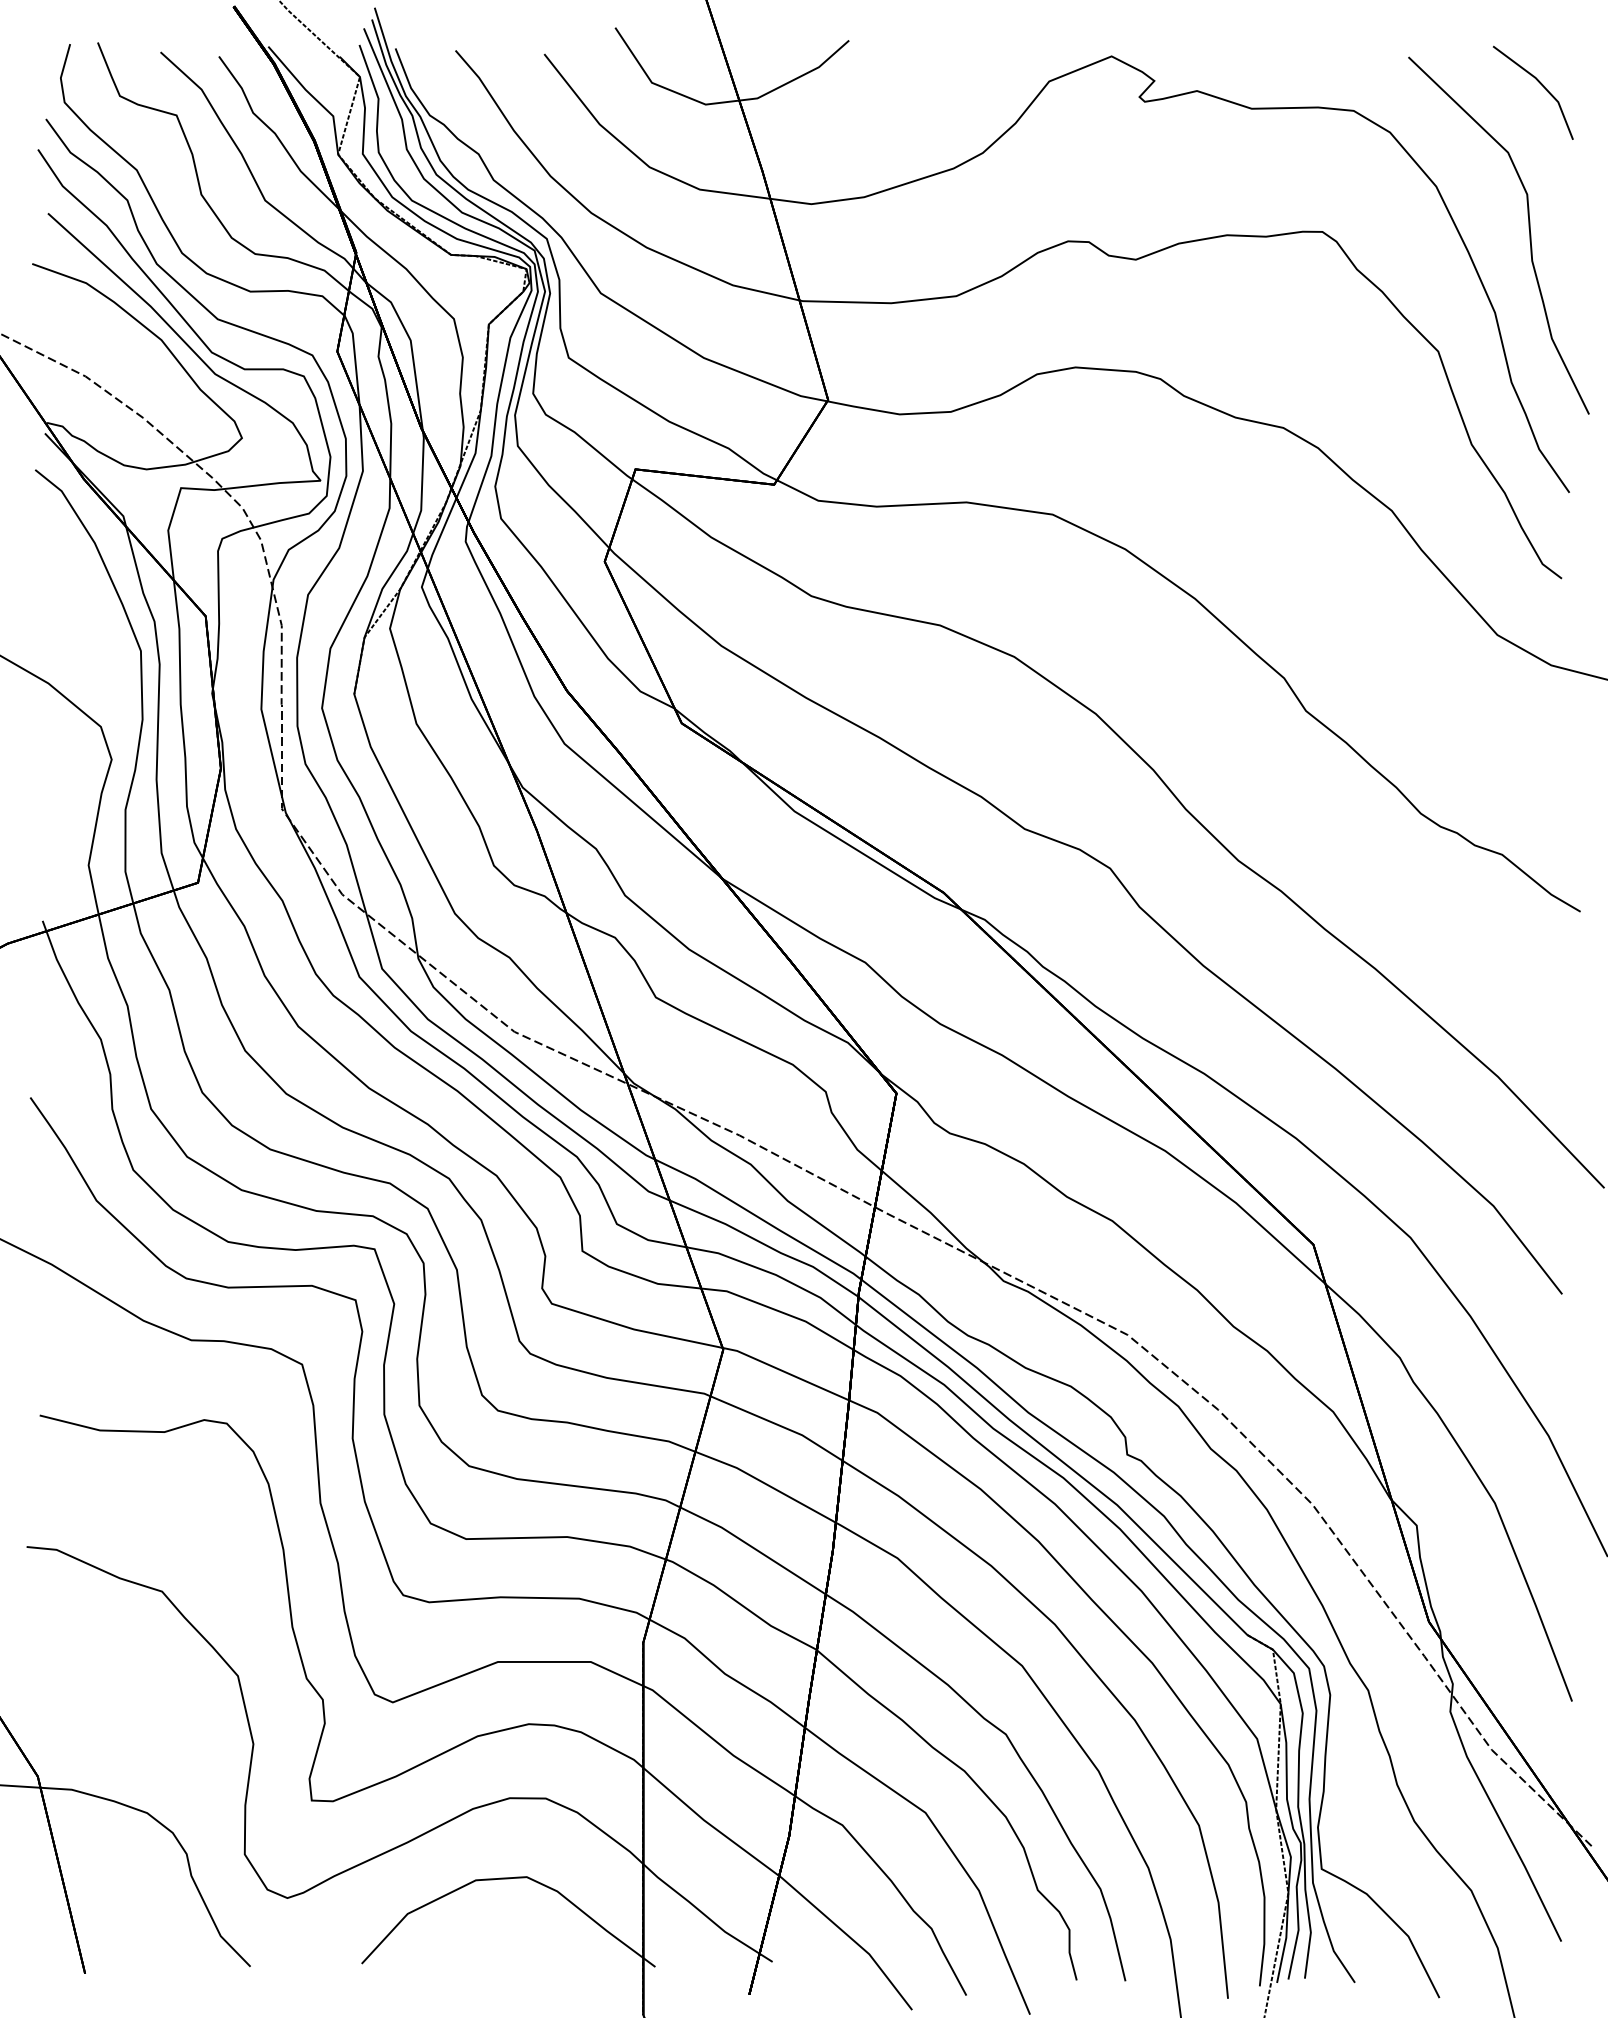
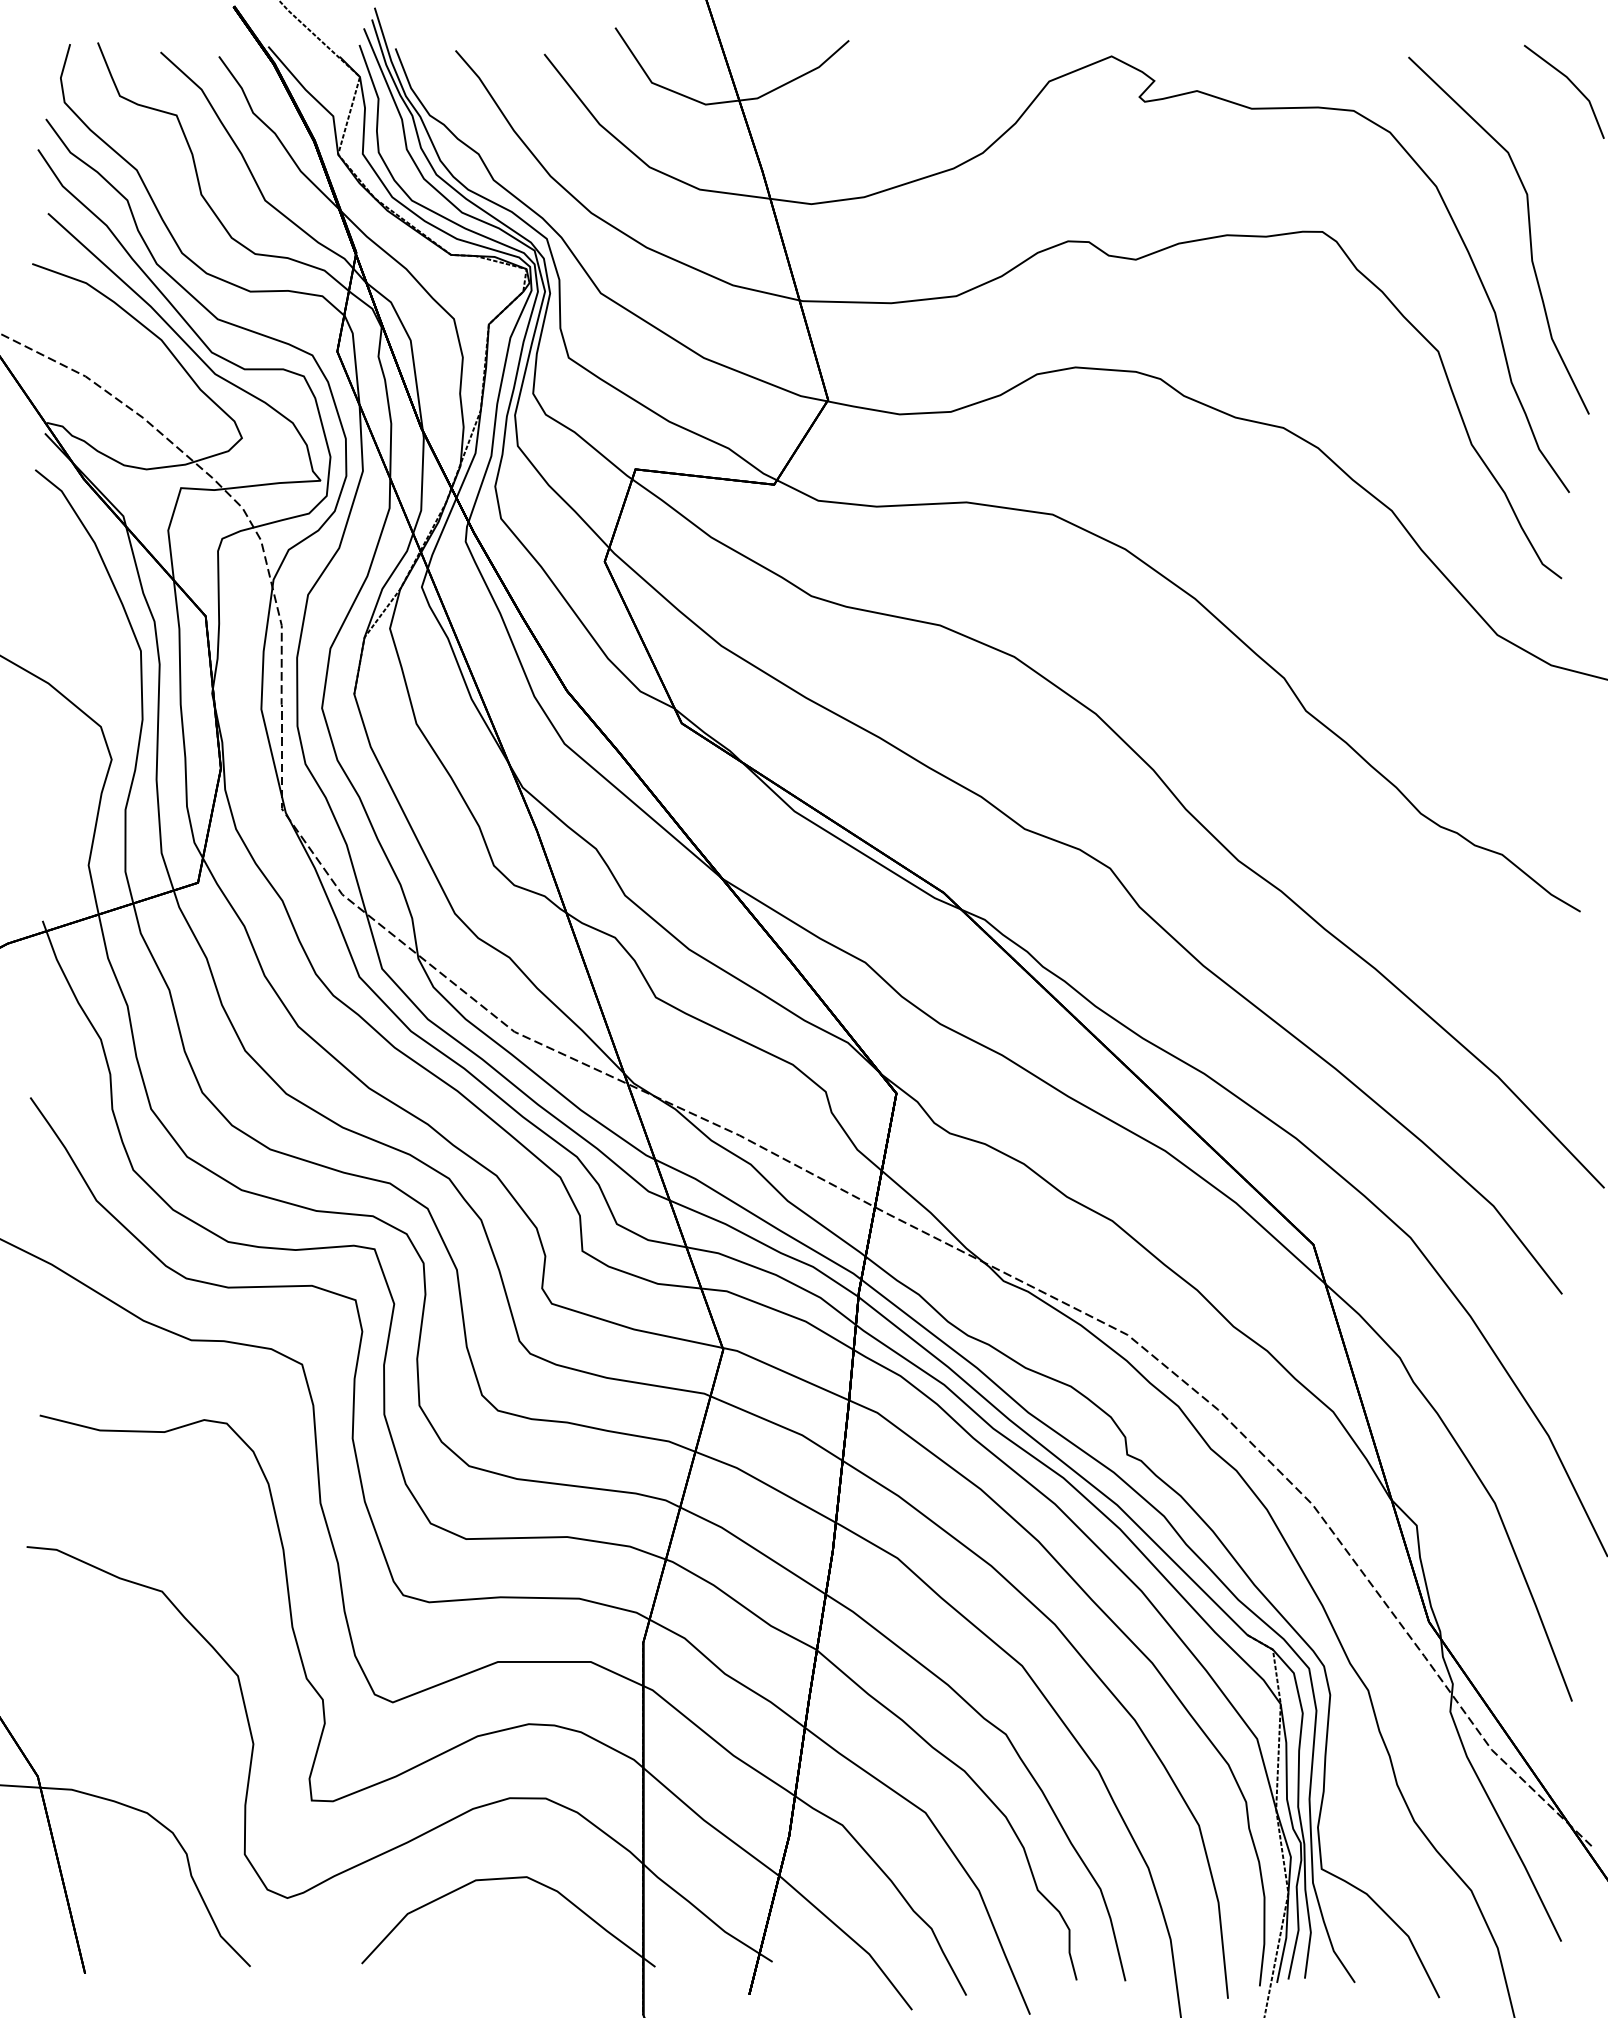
part position: (1540, 84) -> (1571, 83) (1571, 83)
